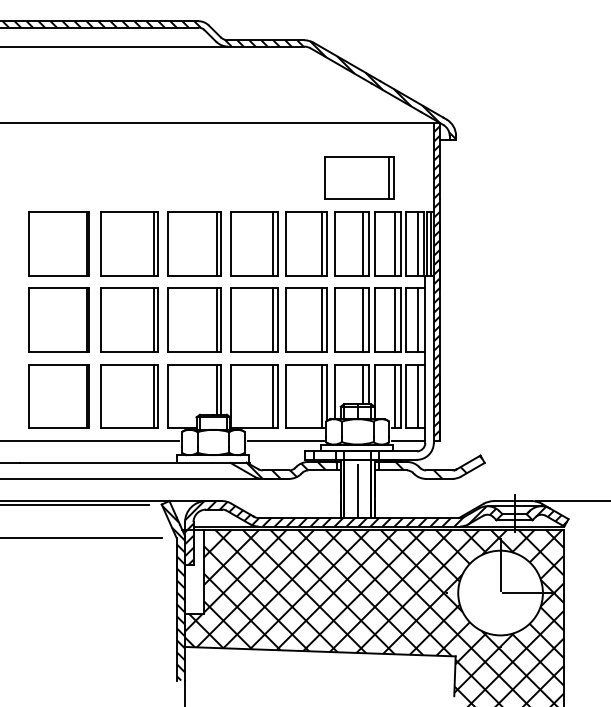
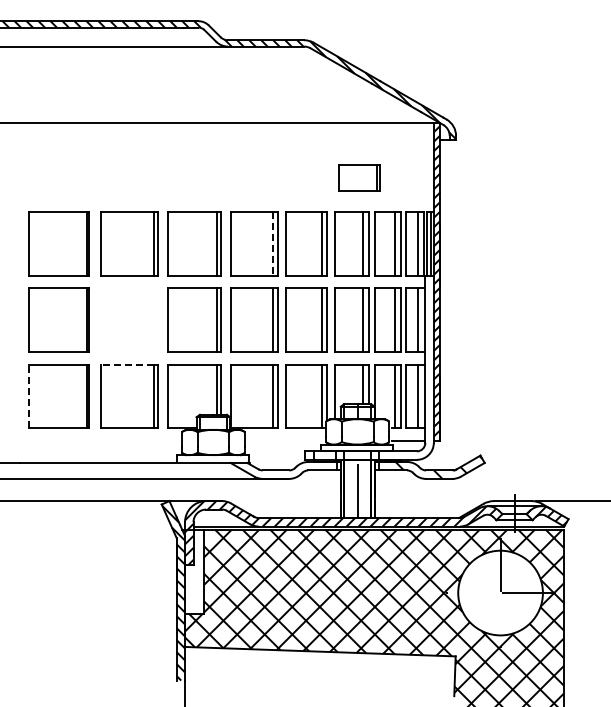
part size: 71x44 px -> 43x28 px (359, 177)
line: solid -> dashed (273, 243)
part: present -> none (129, 319)
line: solid -> dashed (127, 364)
line: solid -> dashed (29, 396)
line: present -> none (90, 440)
line: present -> none (285, 440)
hatch: present -> none (290, 469)
line: present -> none (75, 504)
line: present -> none (82, 537)
